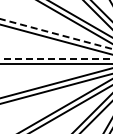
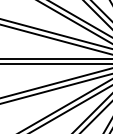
line: dashed -> solid (56, 34)
line: dashed -> solid (56, 58)
